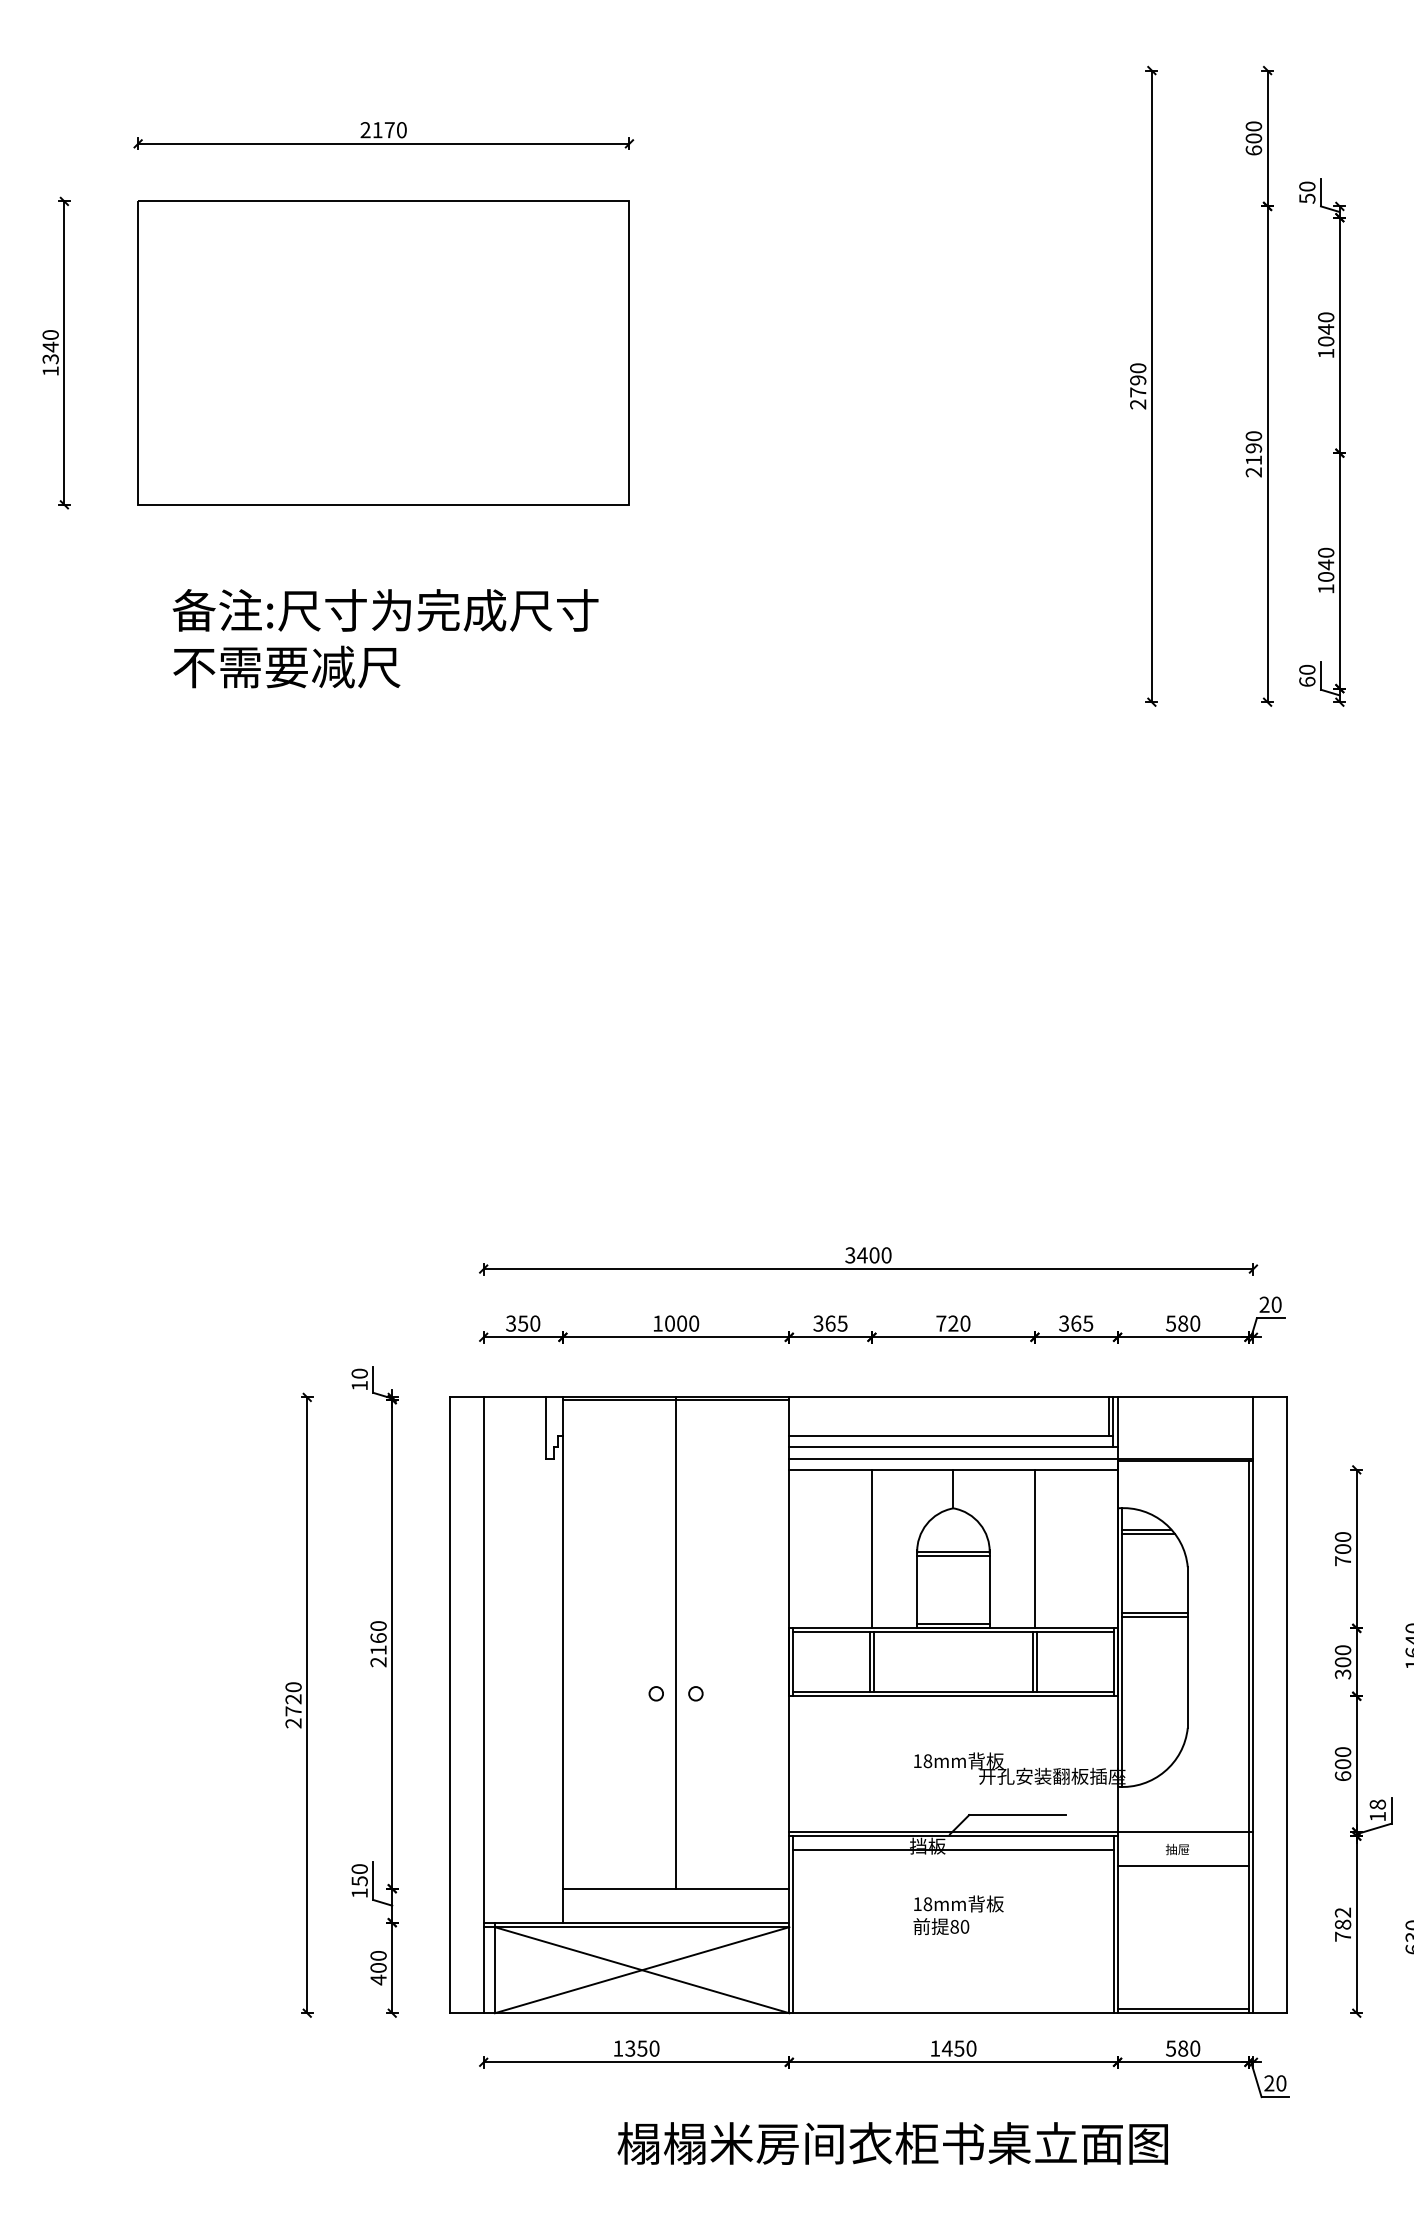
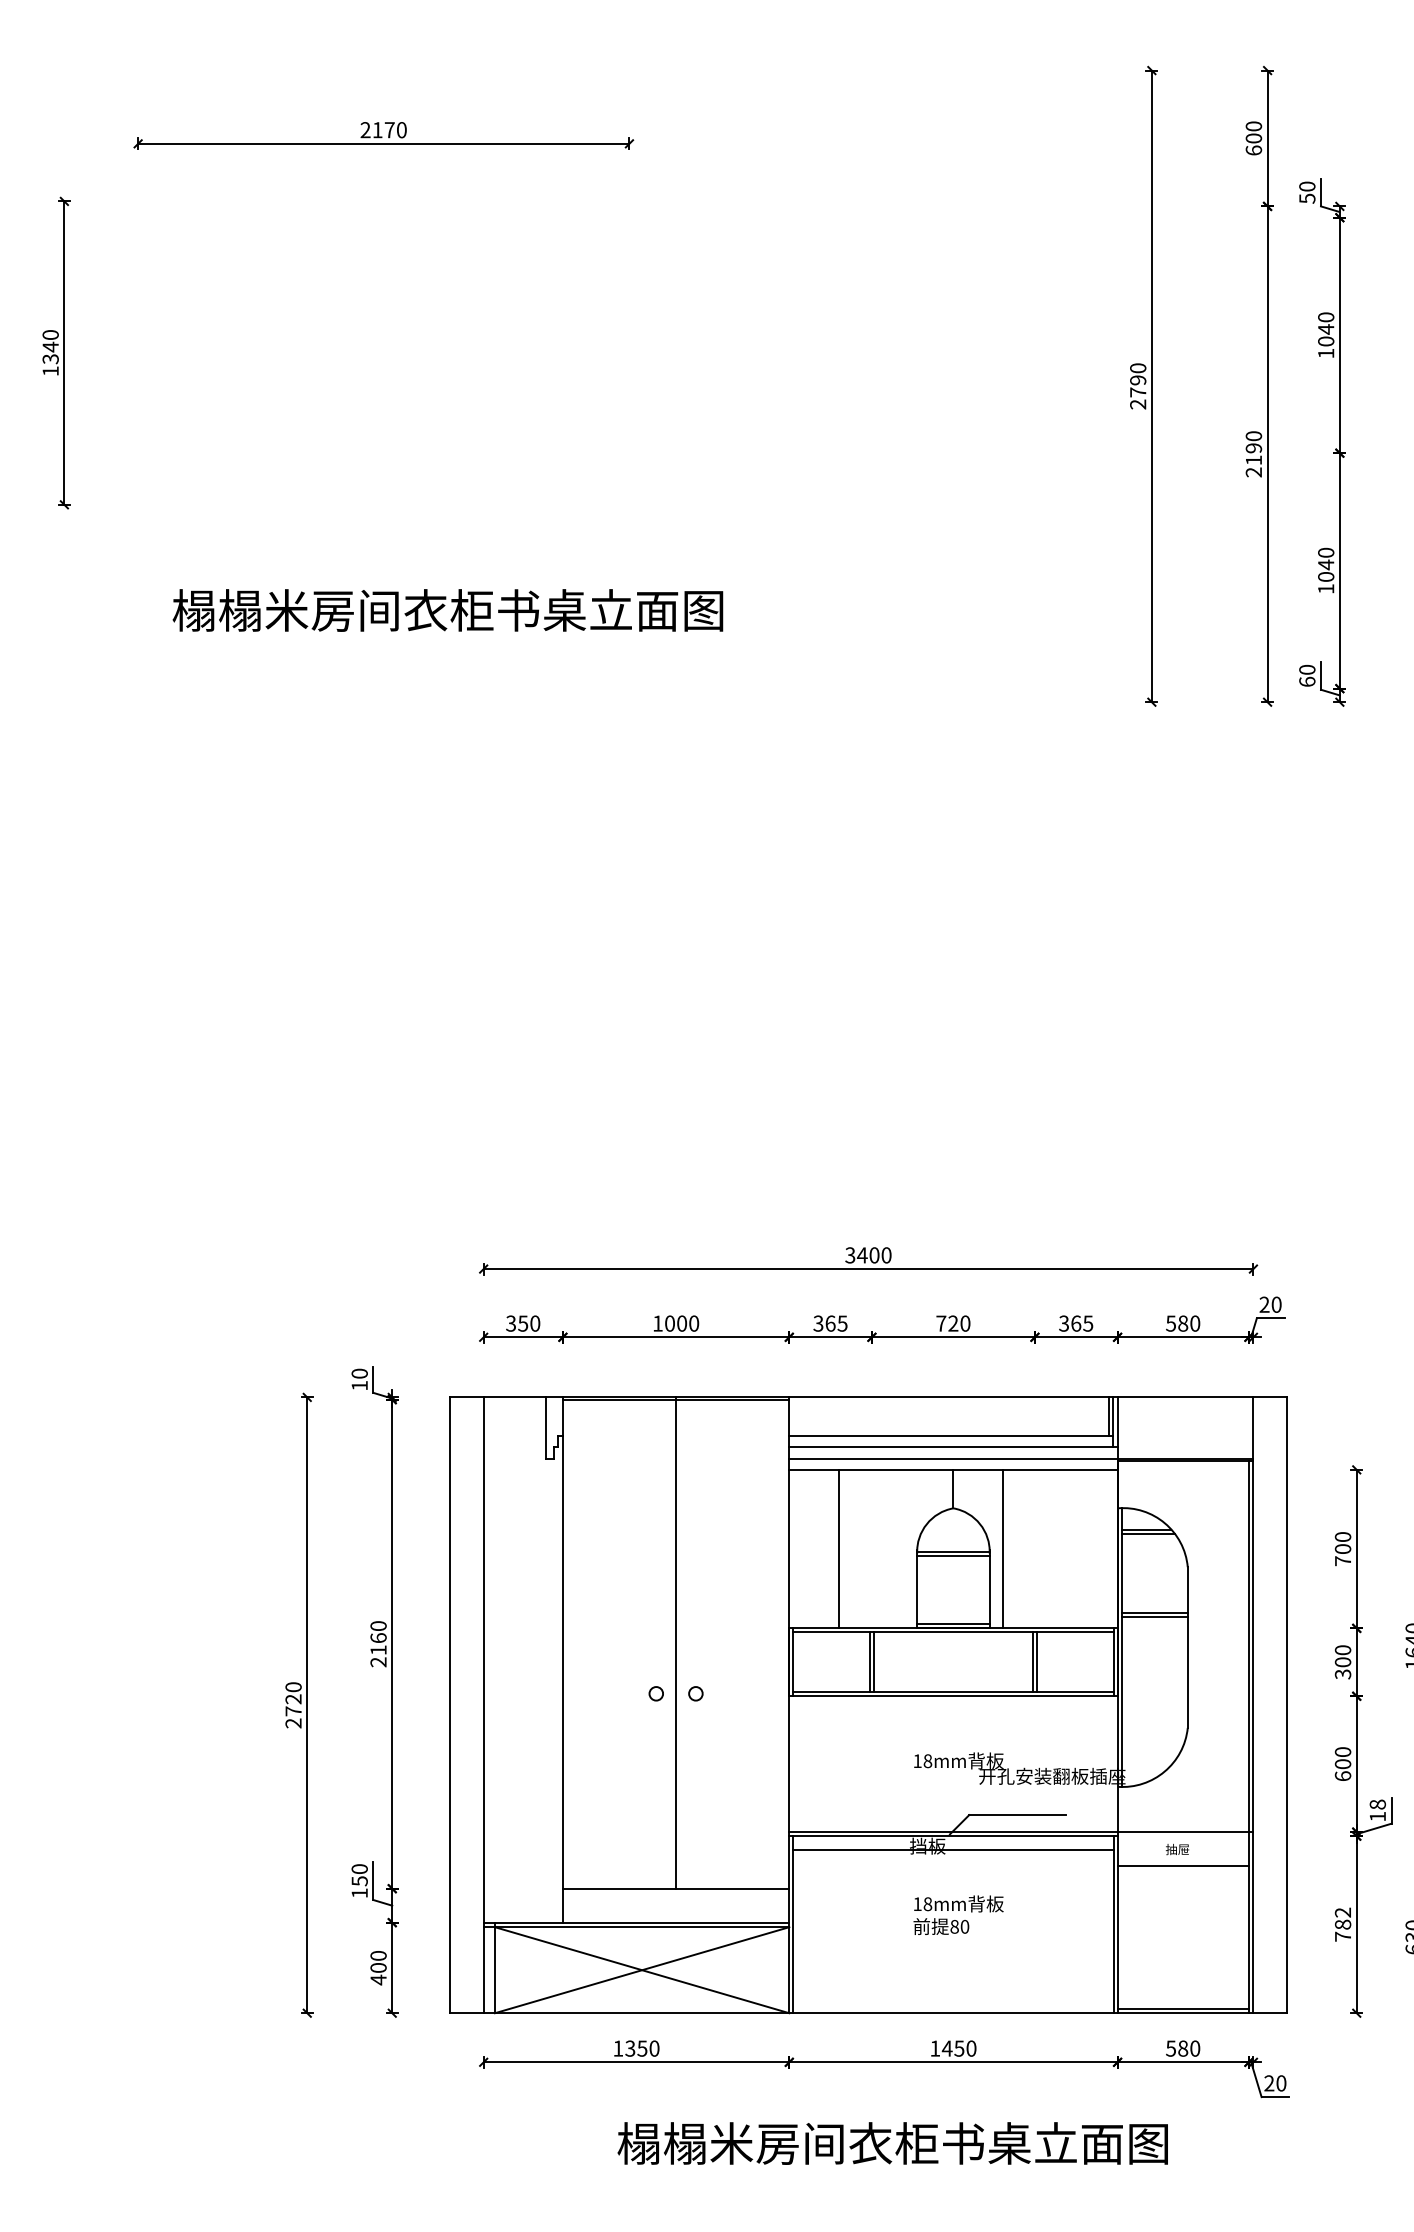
part: present -> none (383, 352)
text: 备注:尺寸为完成尺寸 不需要减尺 -> 榻榻米房间衣柜书桌立面图 (447, 638)
line position: (871, 1548) -> (838, 1548) (838, 1548)
line position: (1034, 1548) -> (1002, 1548) (1002, 1548)
